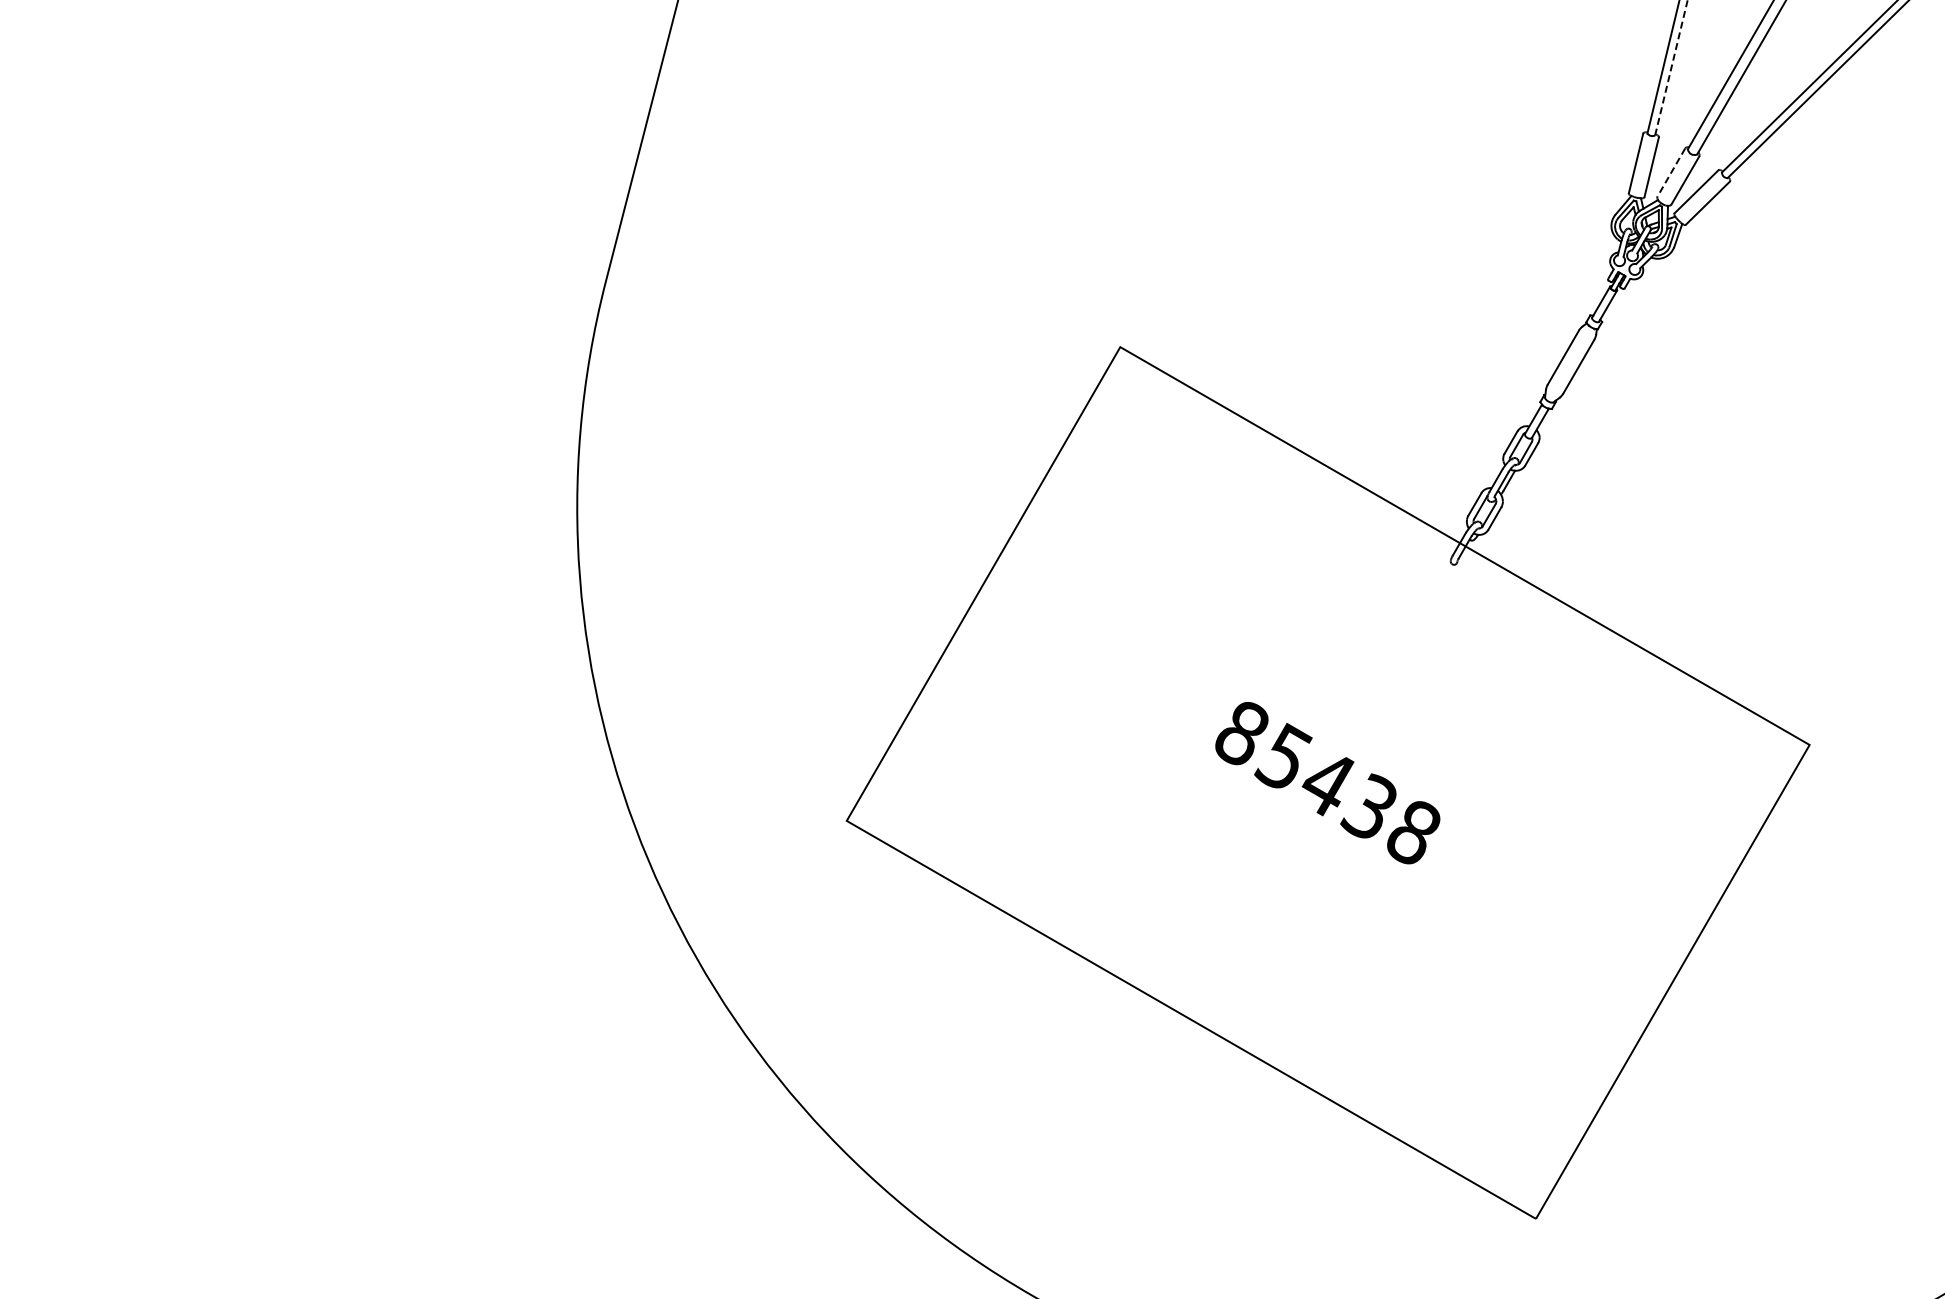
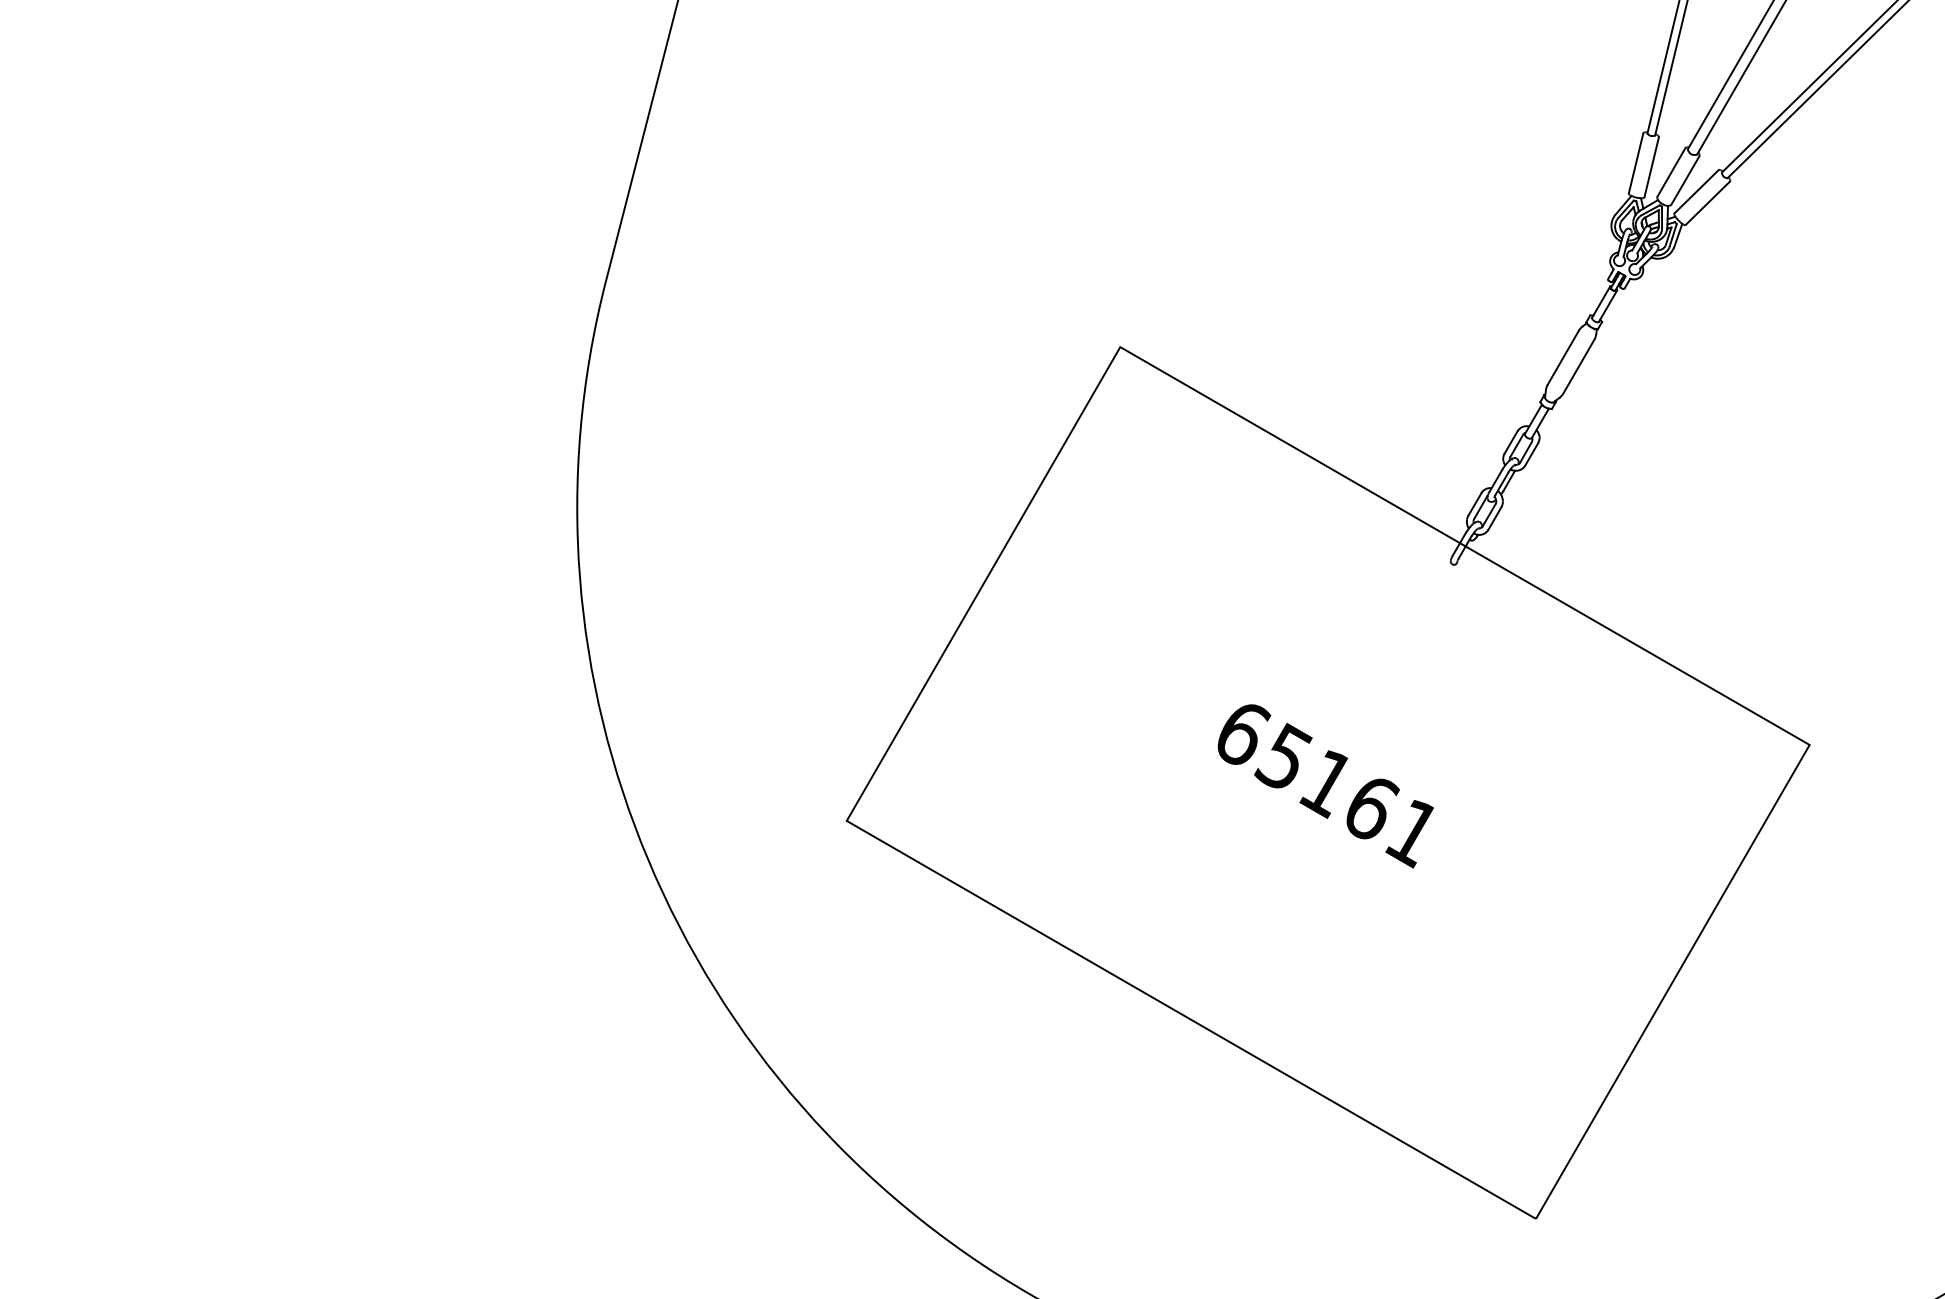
line: dashed -> solid (1671, 67)
line: dashed -> solid (1671, 172)
text: 85438 -> 65161 (1327, 785)
